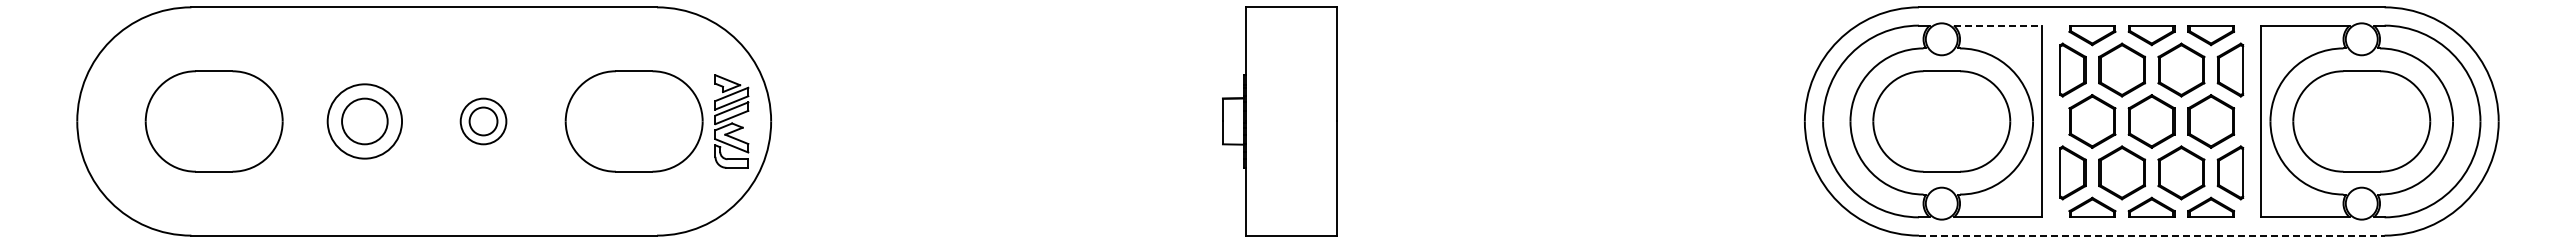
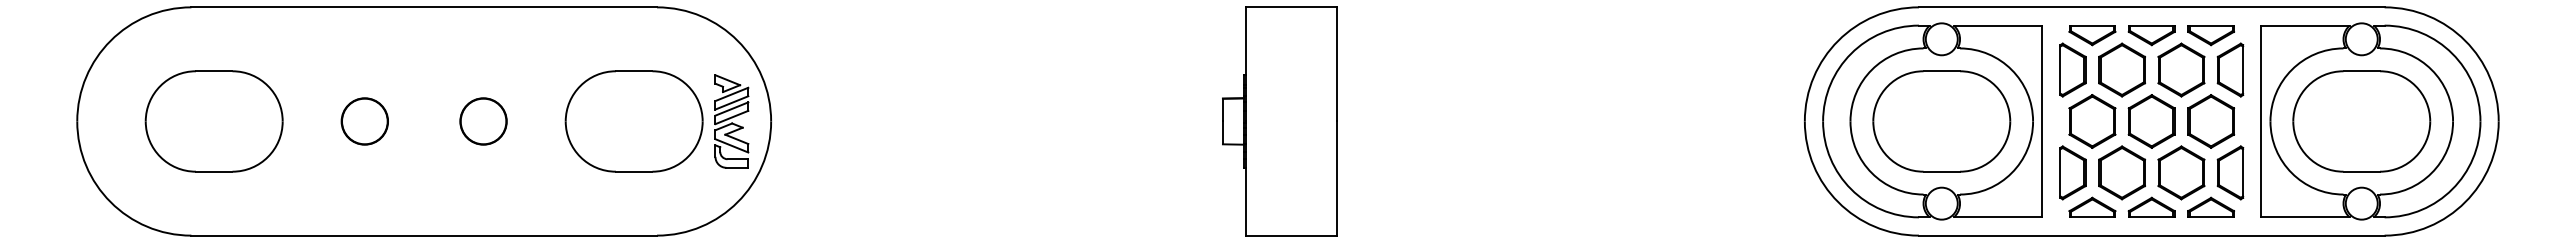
line: dashed -> solid (1998, 25)
circle diameter: 74 px -> 46 px (364, 121)
circle diameter: 28 px -> 46 px (483, 121)
line: dashed -> solid (2151, 235)
